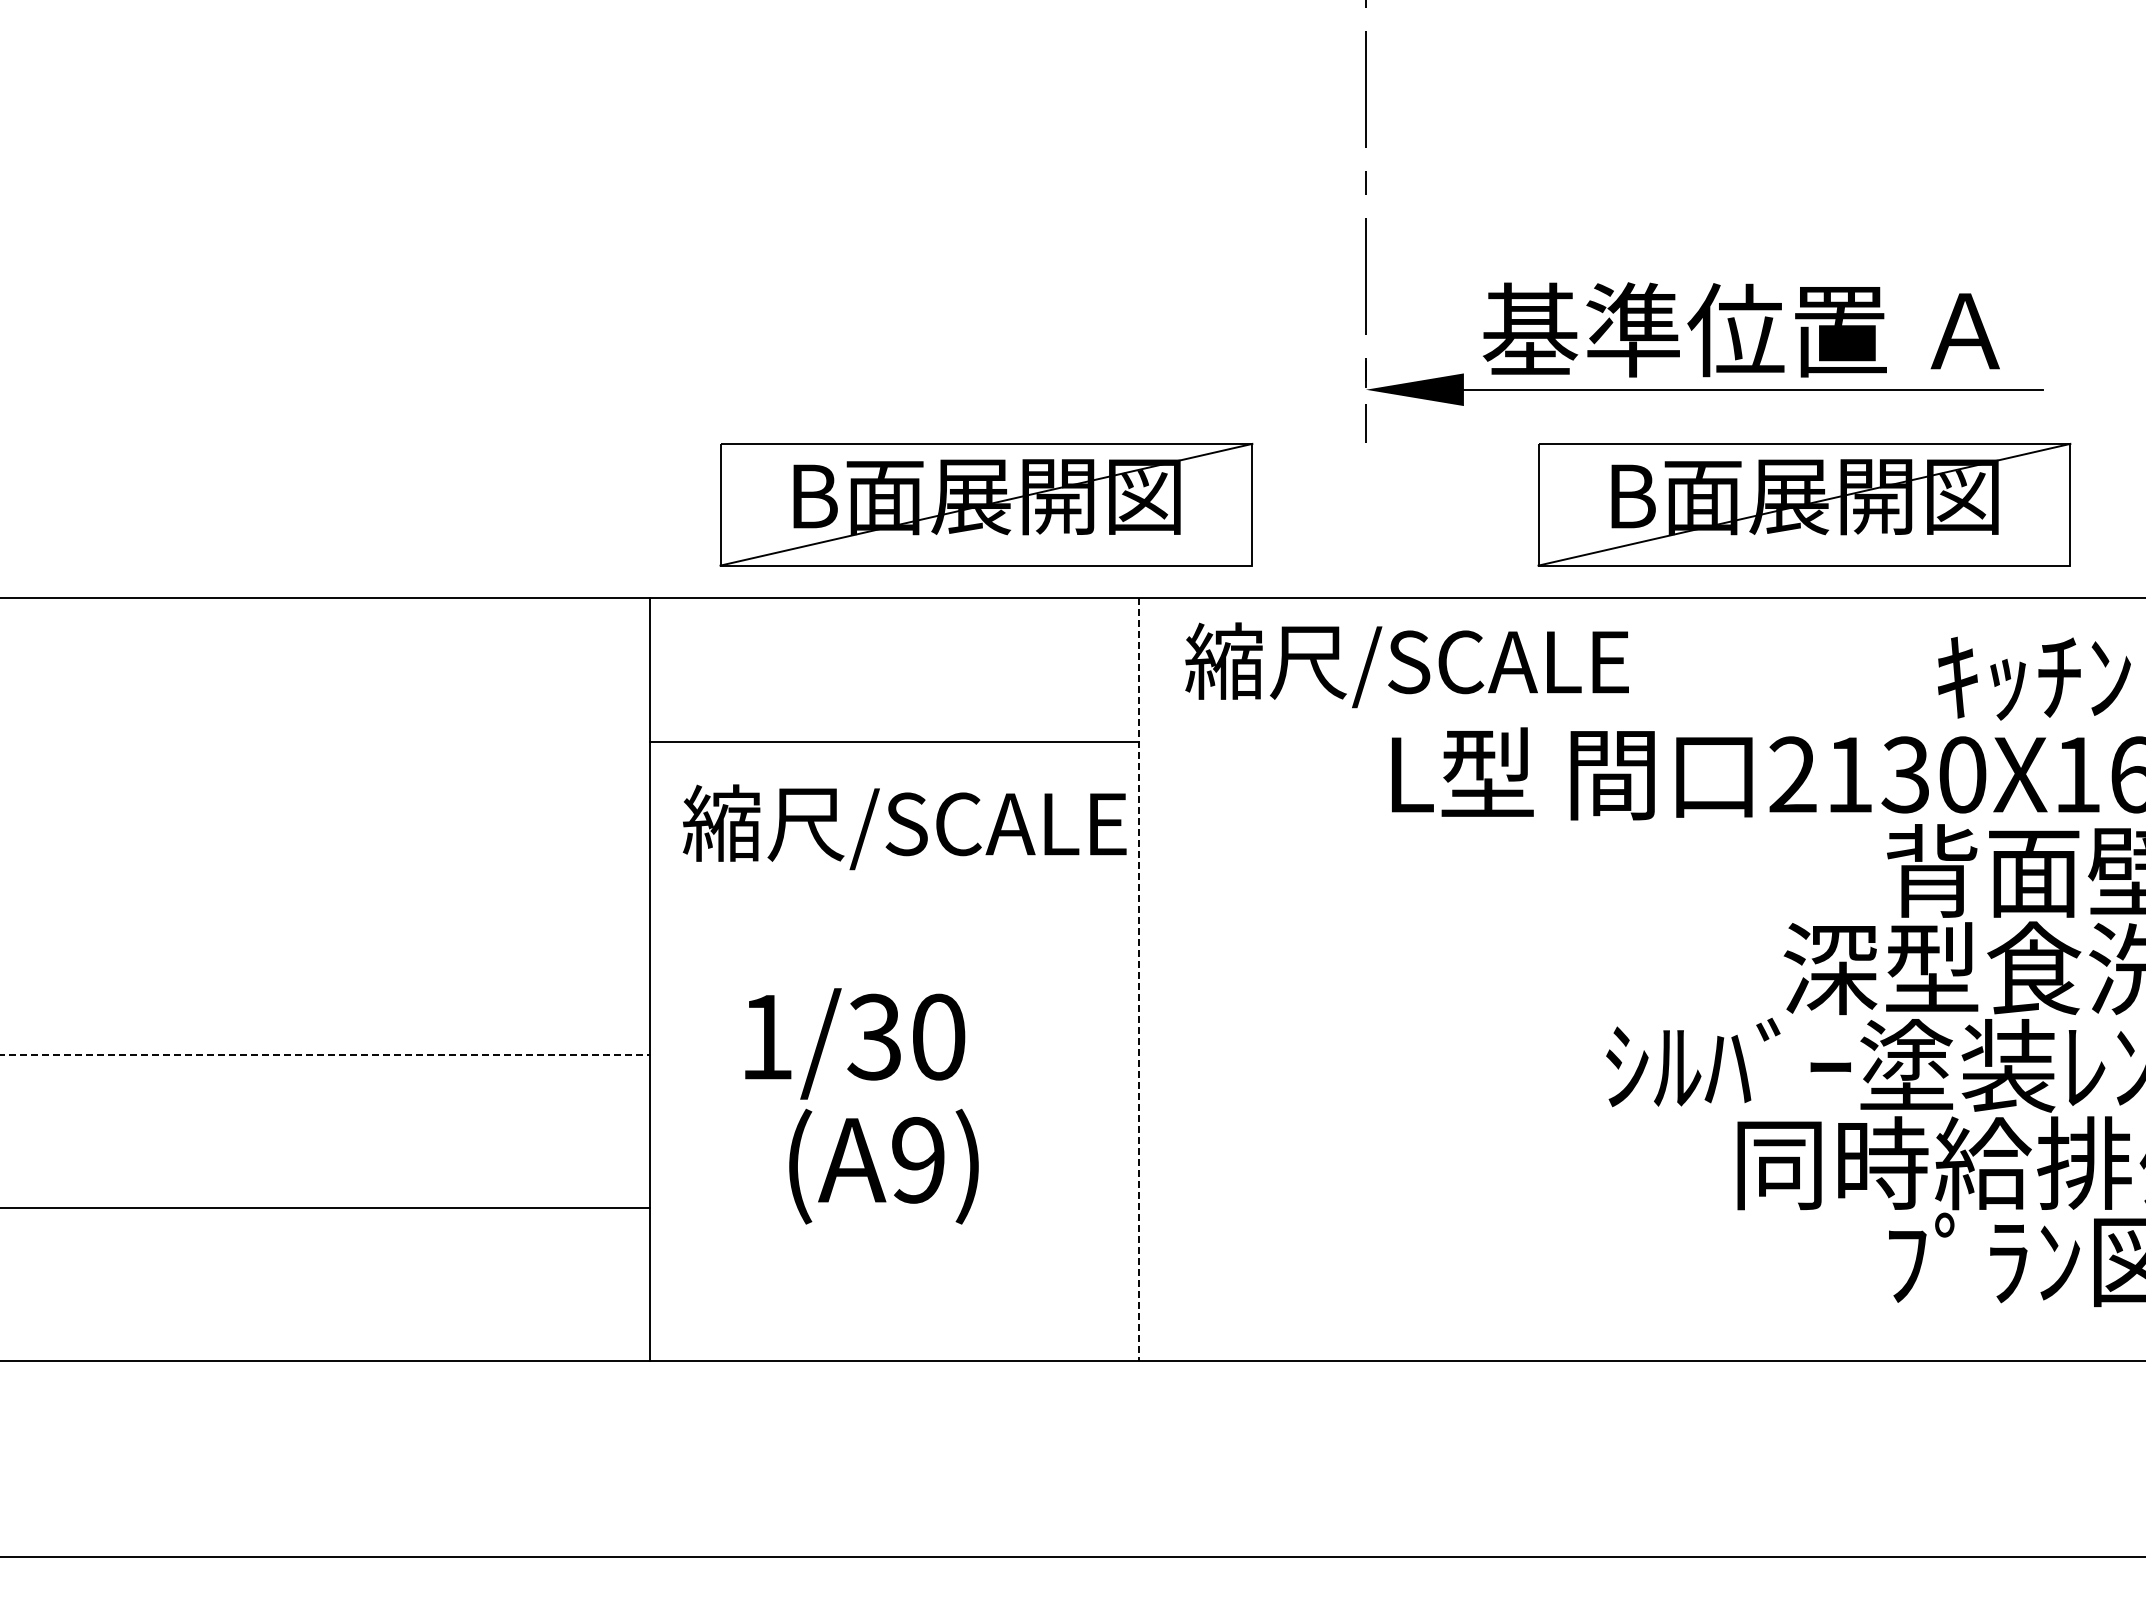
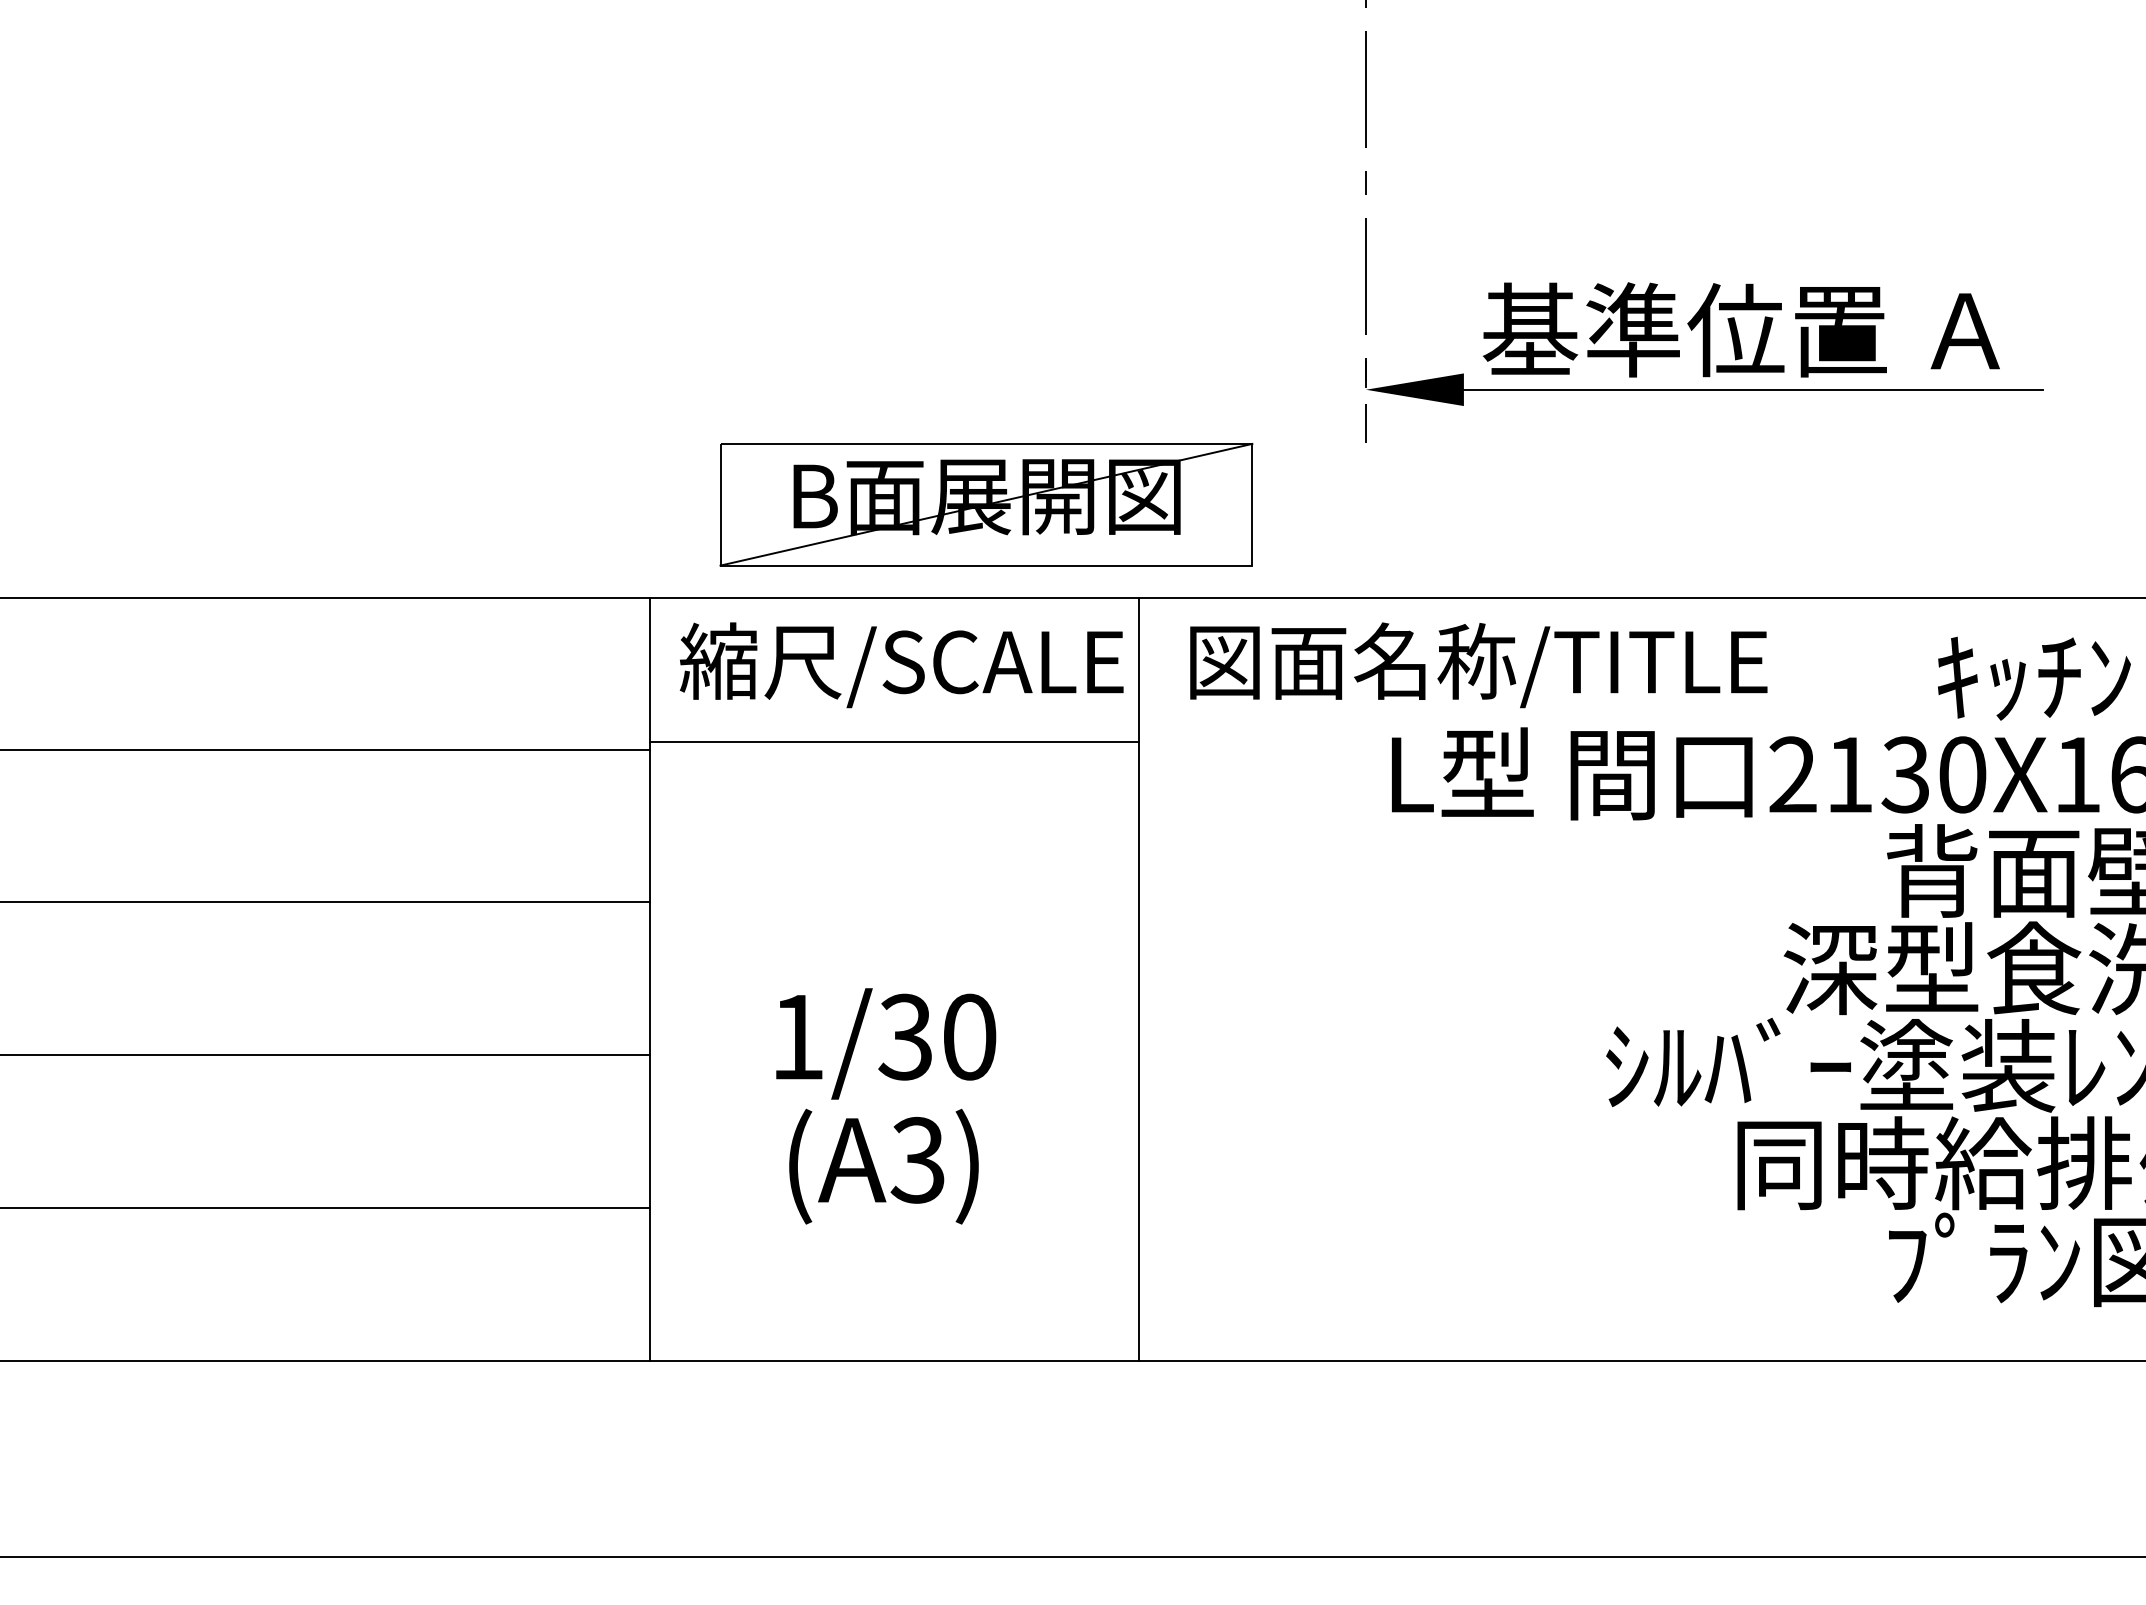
part: present -> none (1804, 504)
text: 縮尺/SCALE -> 図面名称/TITLE (1476, 665)
line: none -> present (326, 750)
text position: (904, 827) -> (901, 665) (901, 665)
line: none -> present (326, 902)
line: dashed -> solid (1139, 979)
text position: (855, 1043) -> (886, 1043) (886, 1043)
line: dashed -> solid (325, 1054)
text: (A9) -> (A3) (917, 1160)
